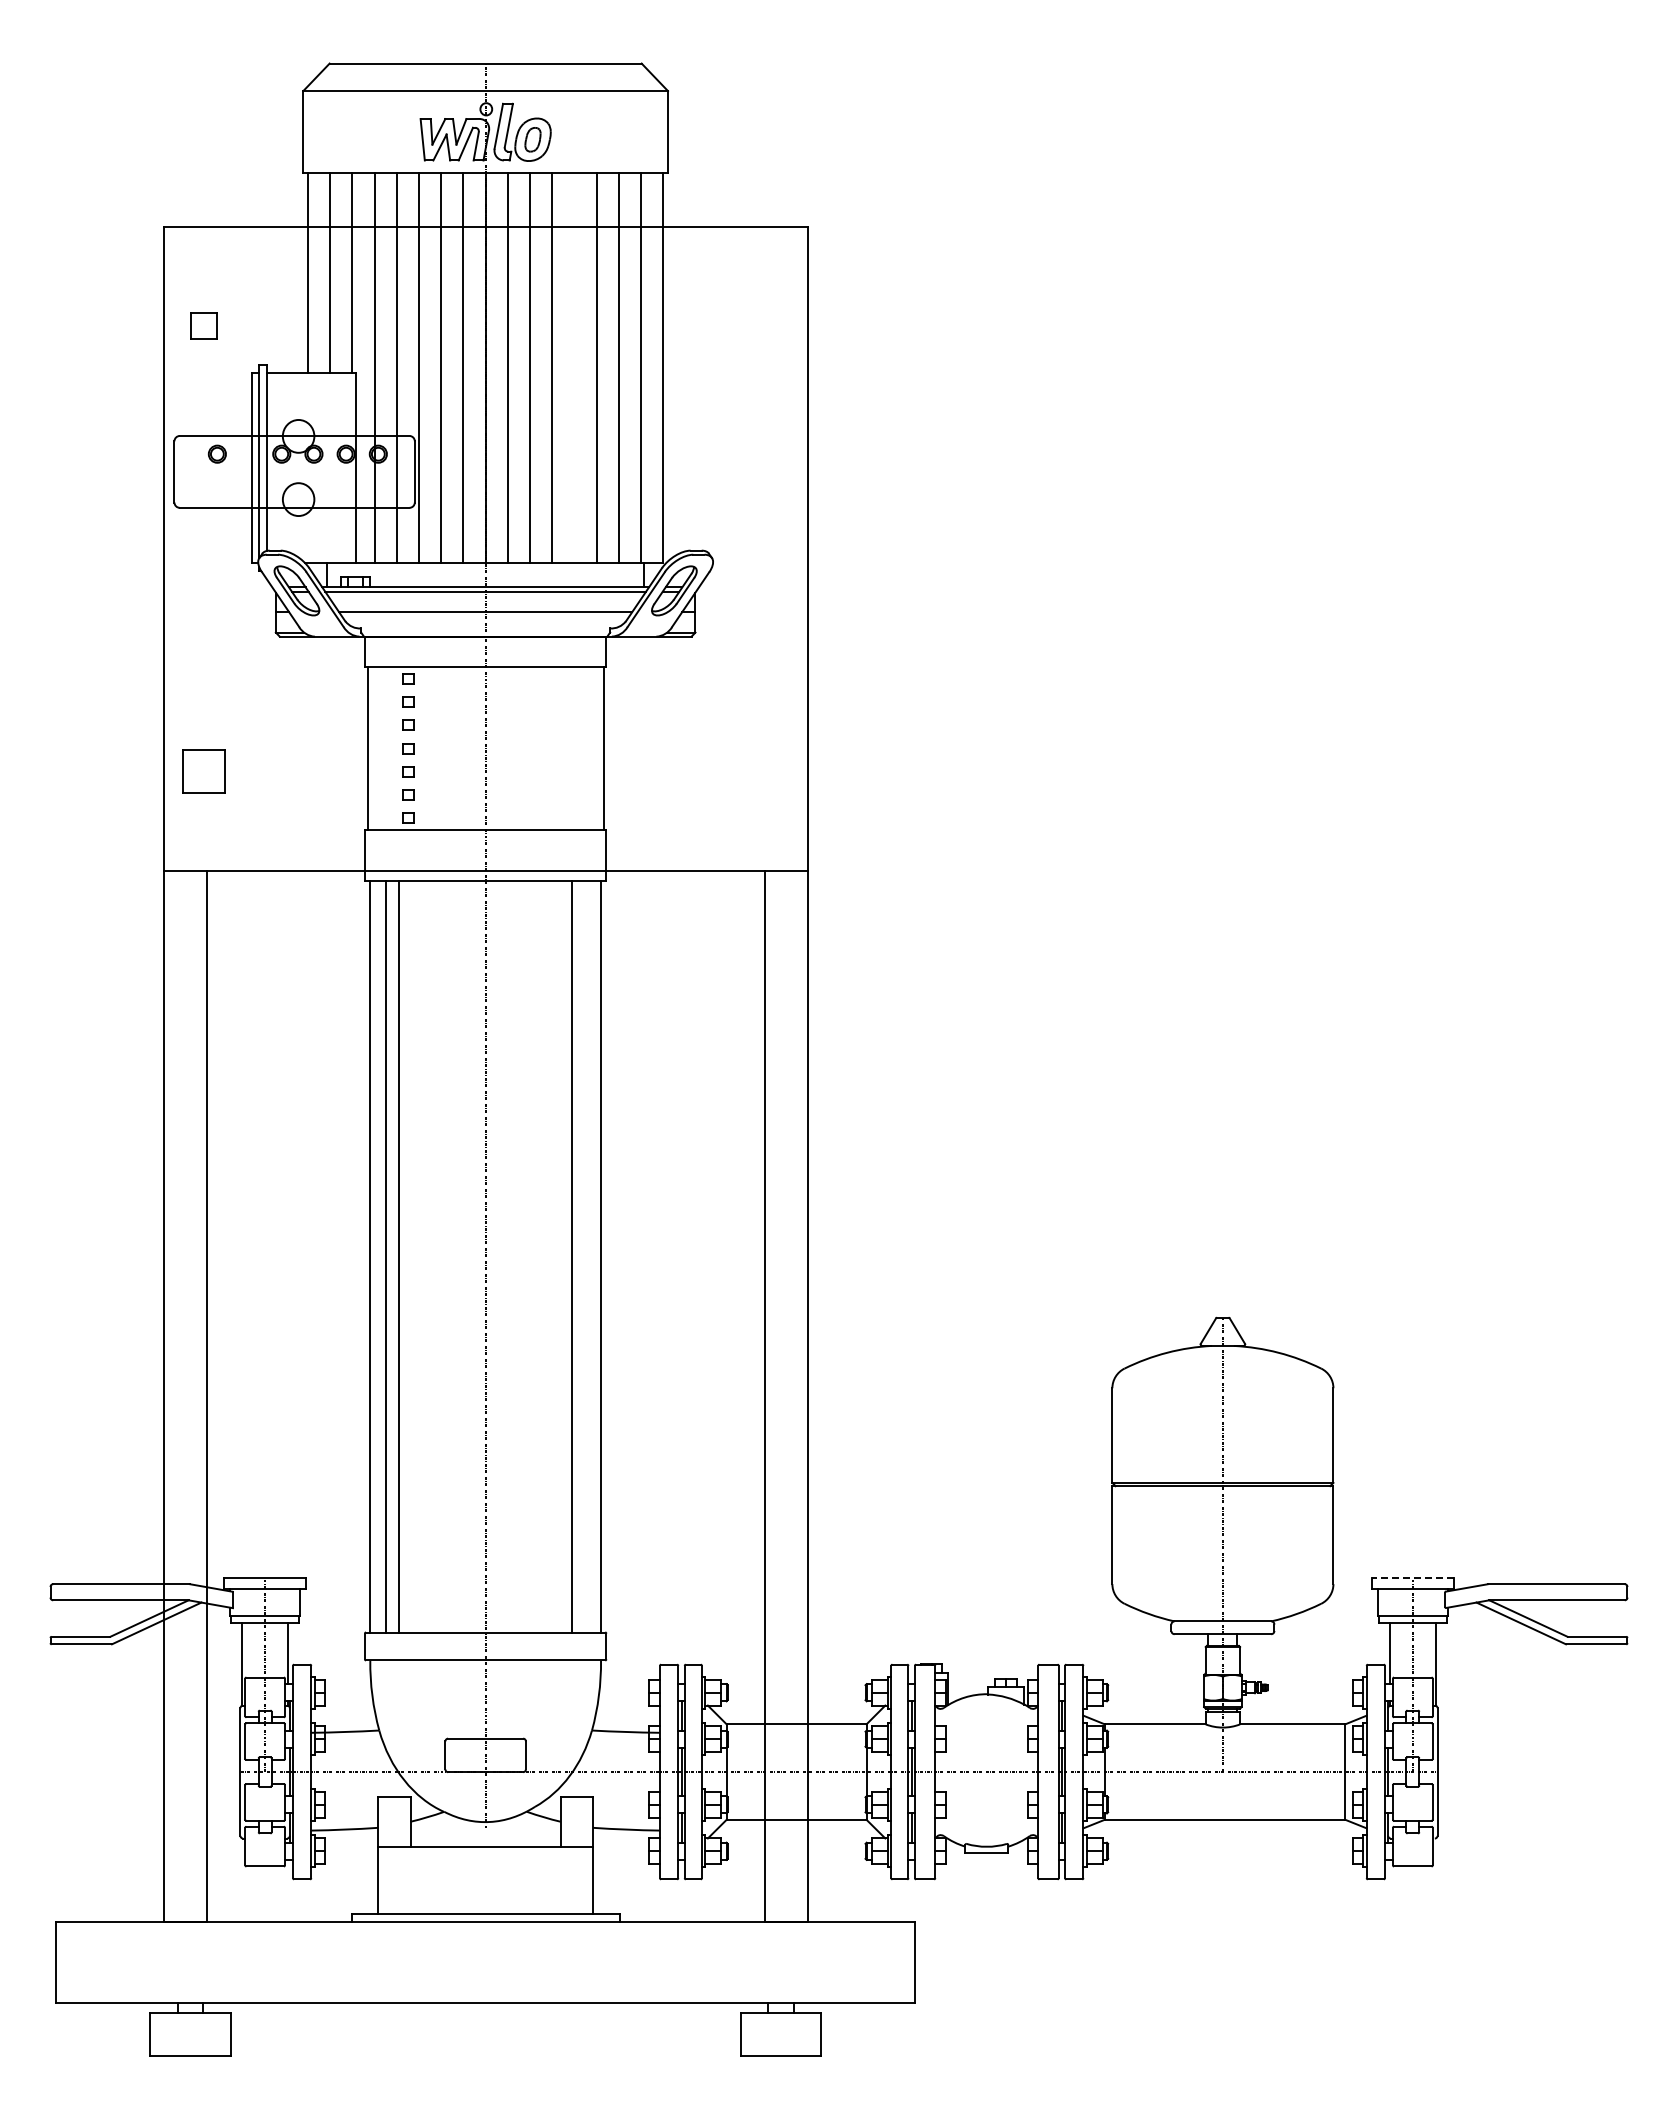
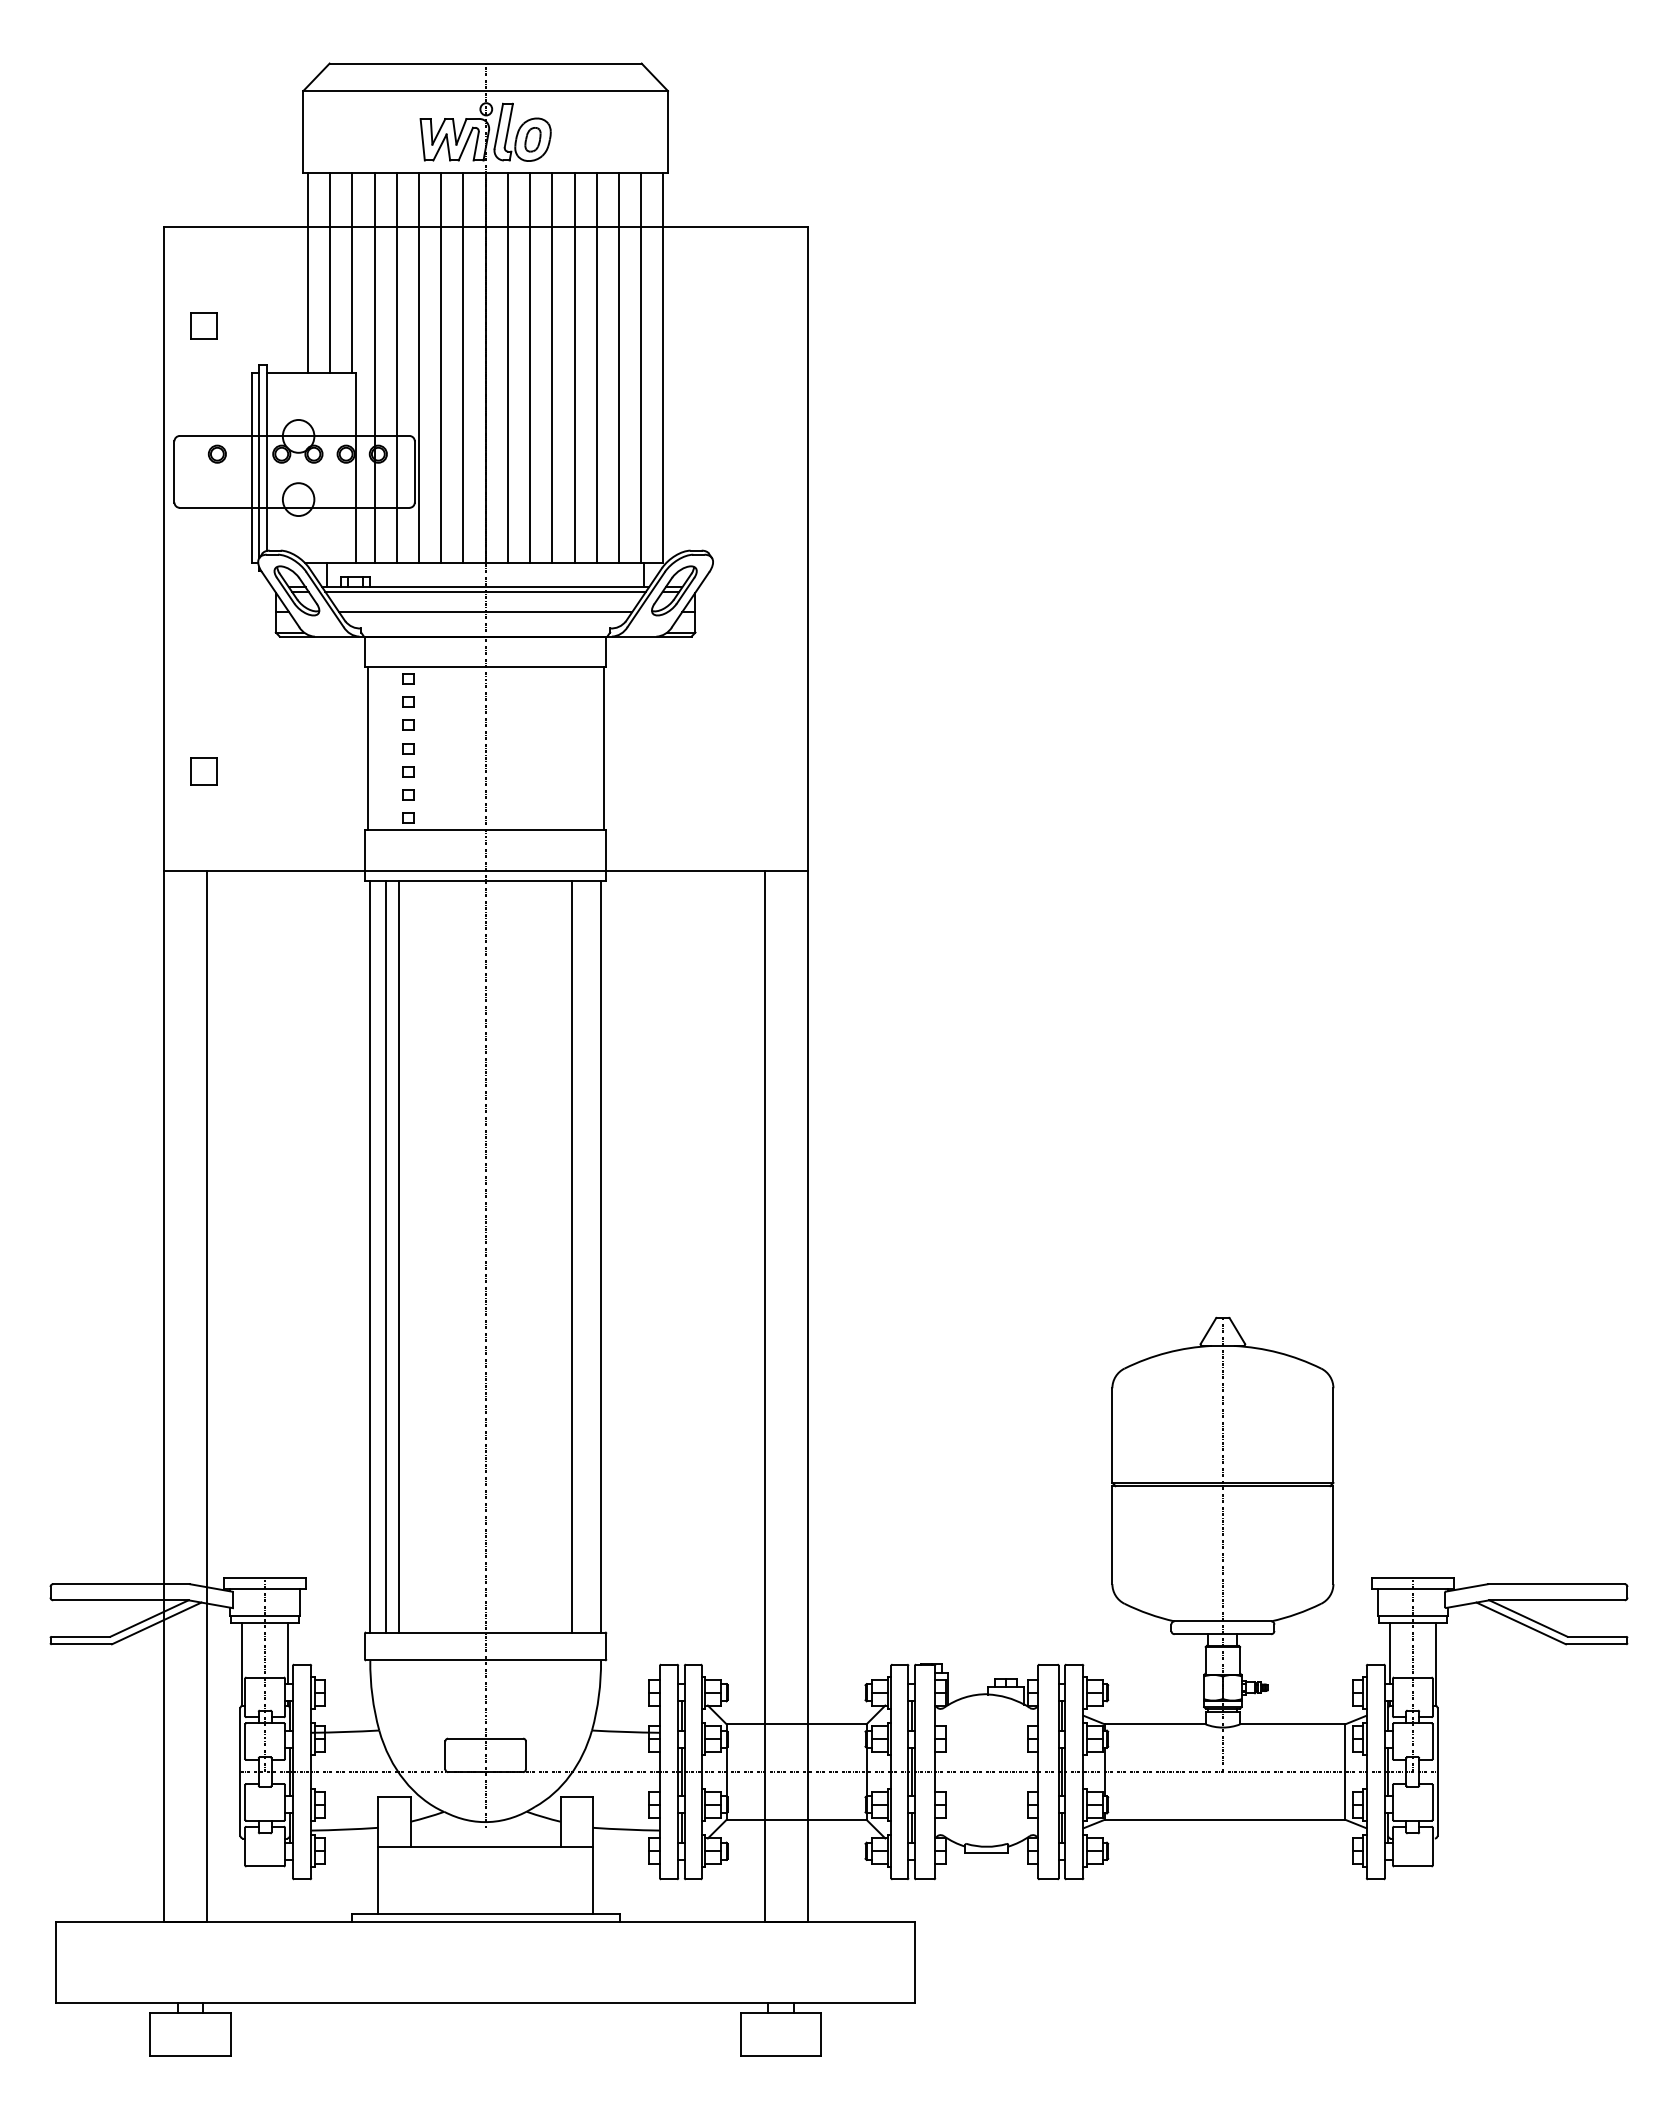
line: none -> present (574, 367)
part size: 44x45 px -> 28x29 px (203, 771)
line: dashed -> solid (1412, 1577)
